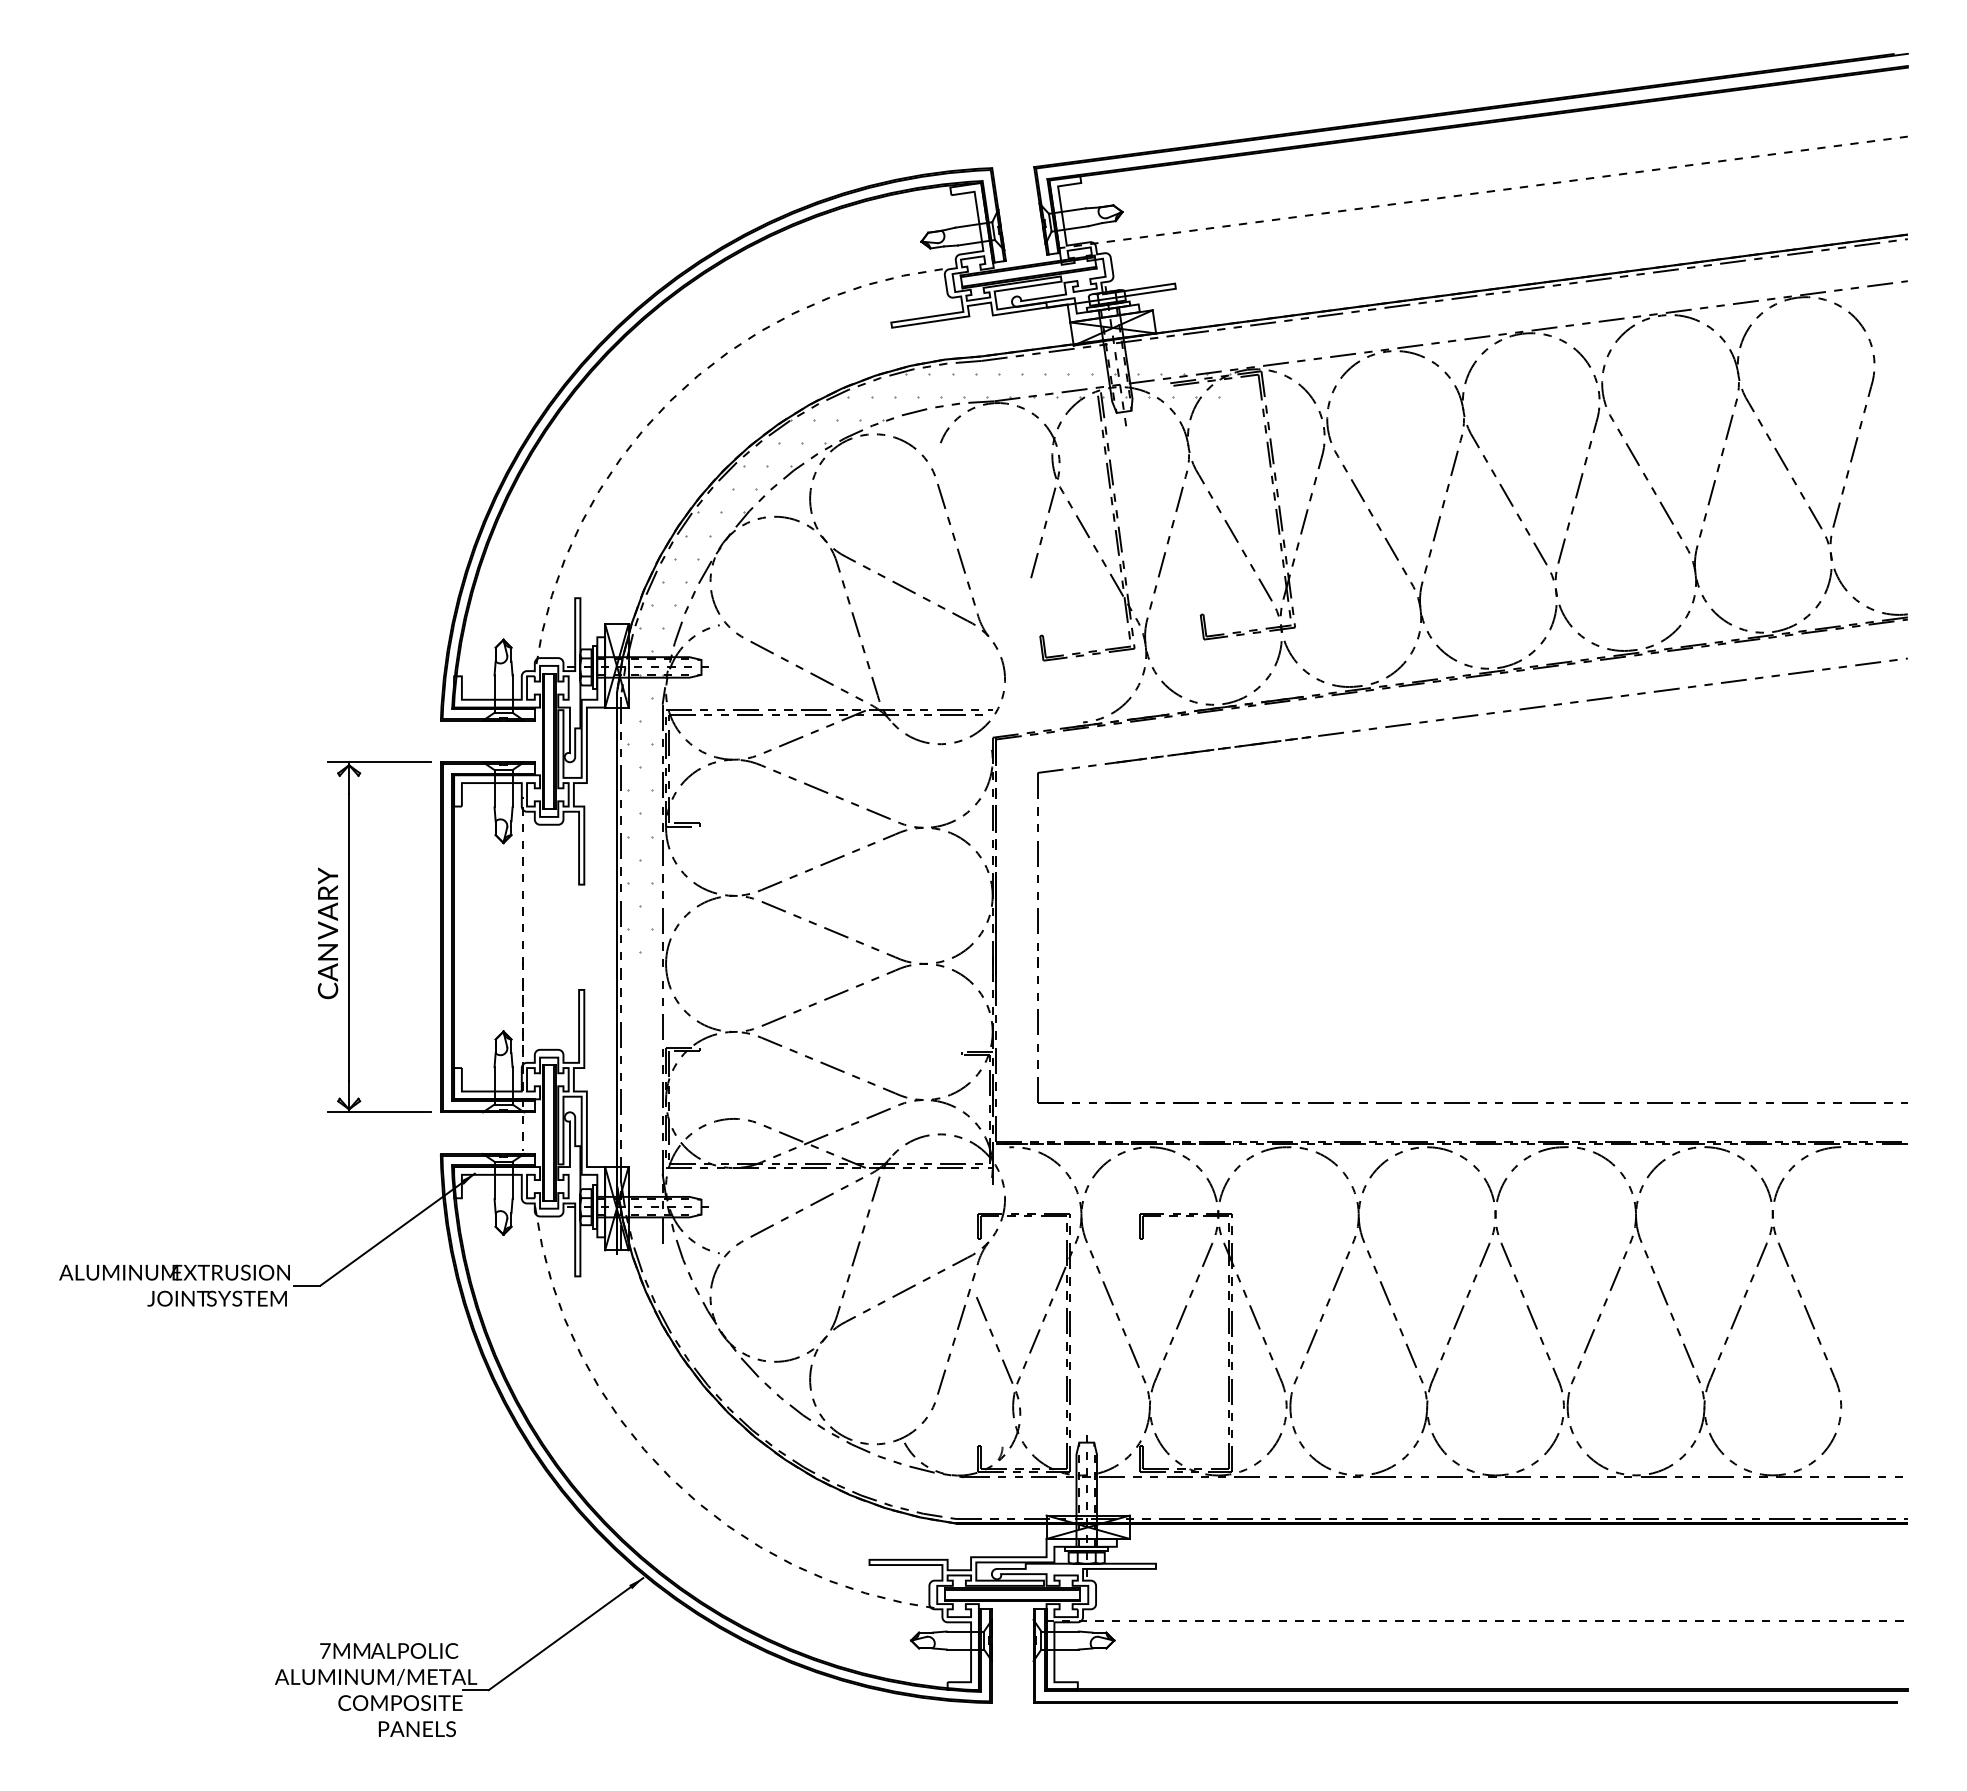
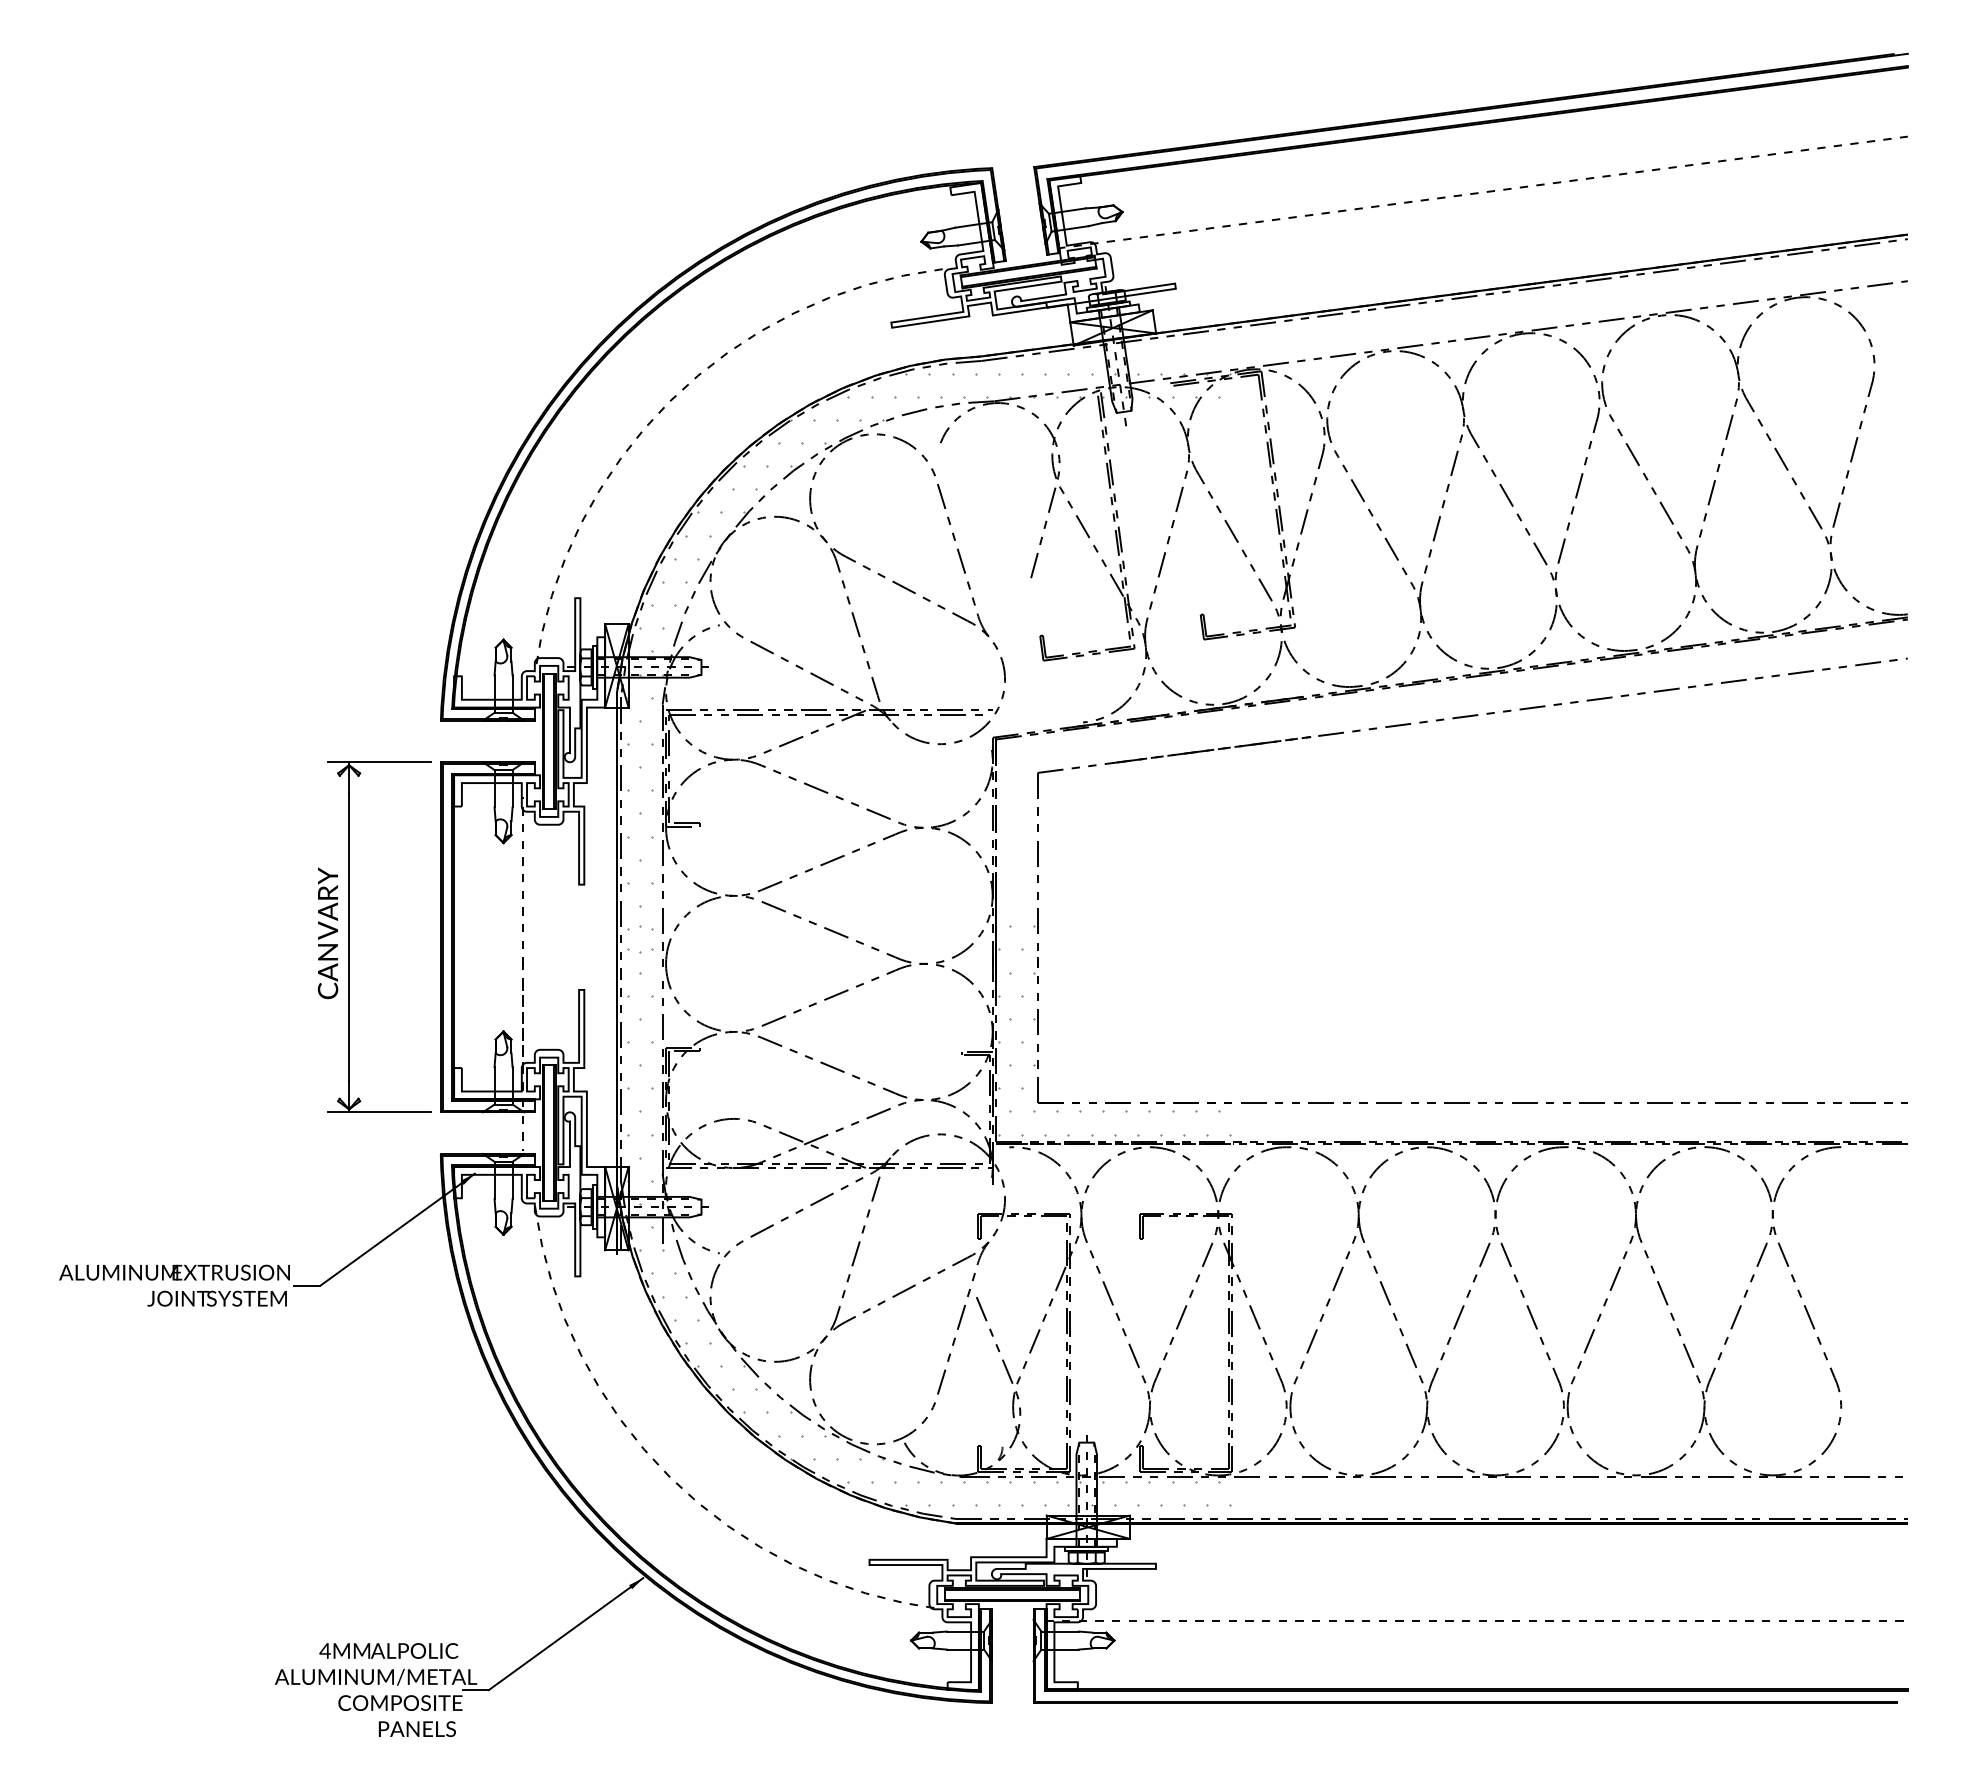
hatch: none -> present (1114, 1030)
hatch: none -> present (929, 1215)
text: 7MM -> 4MM (324, 1650)
